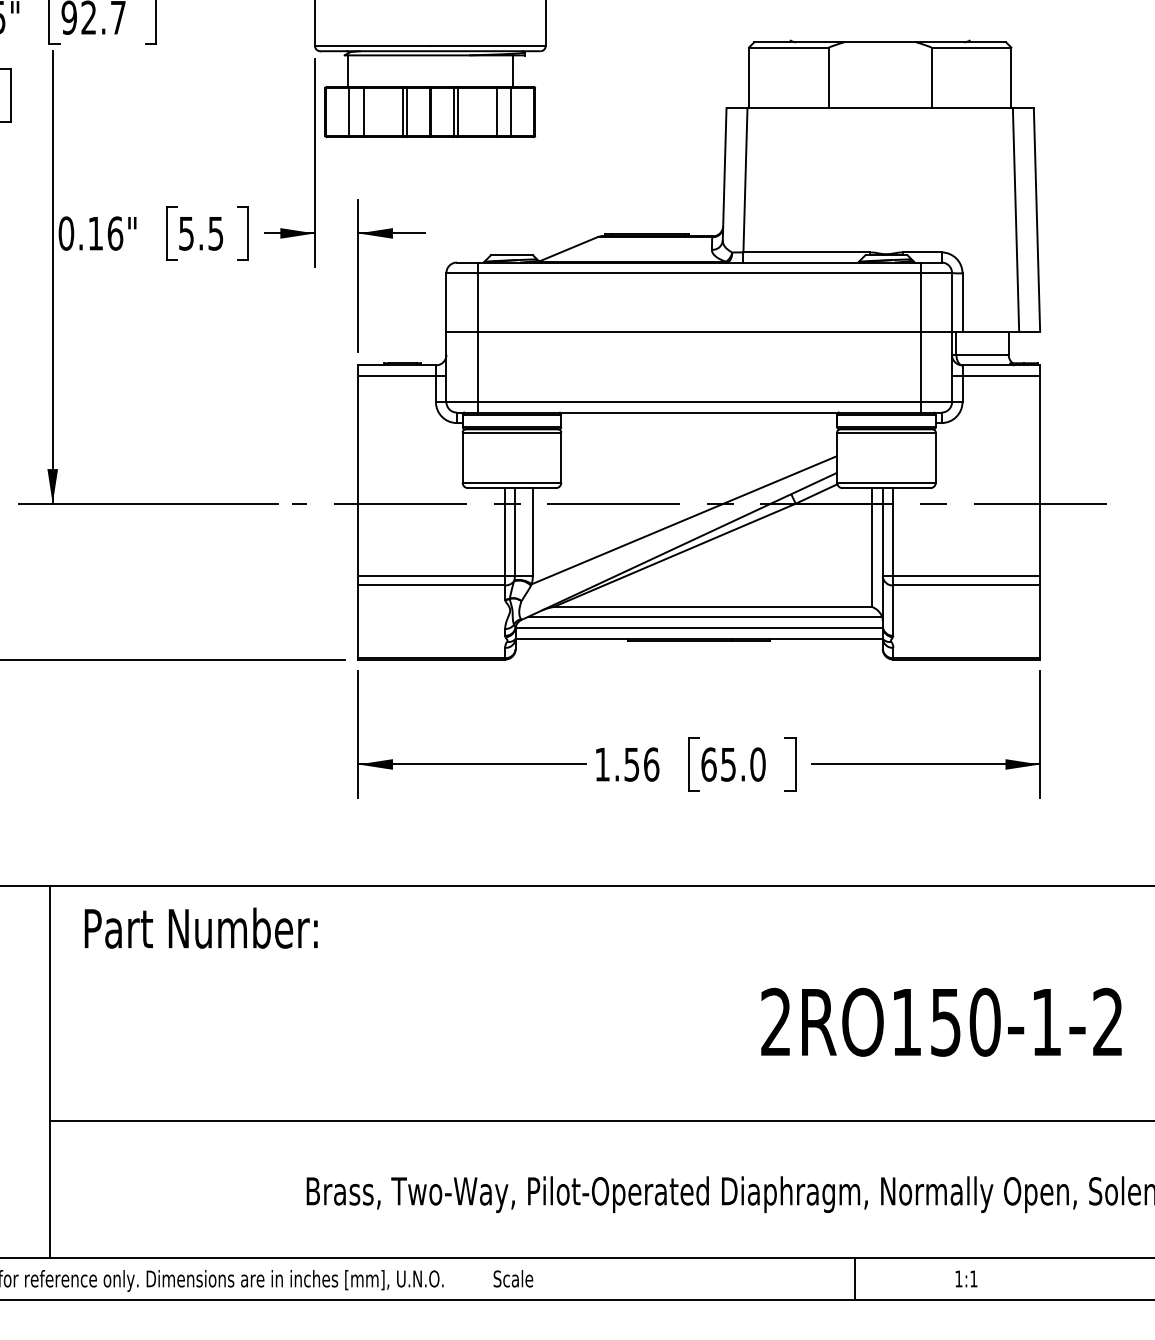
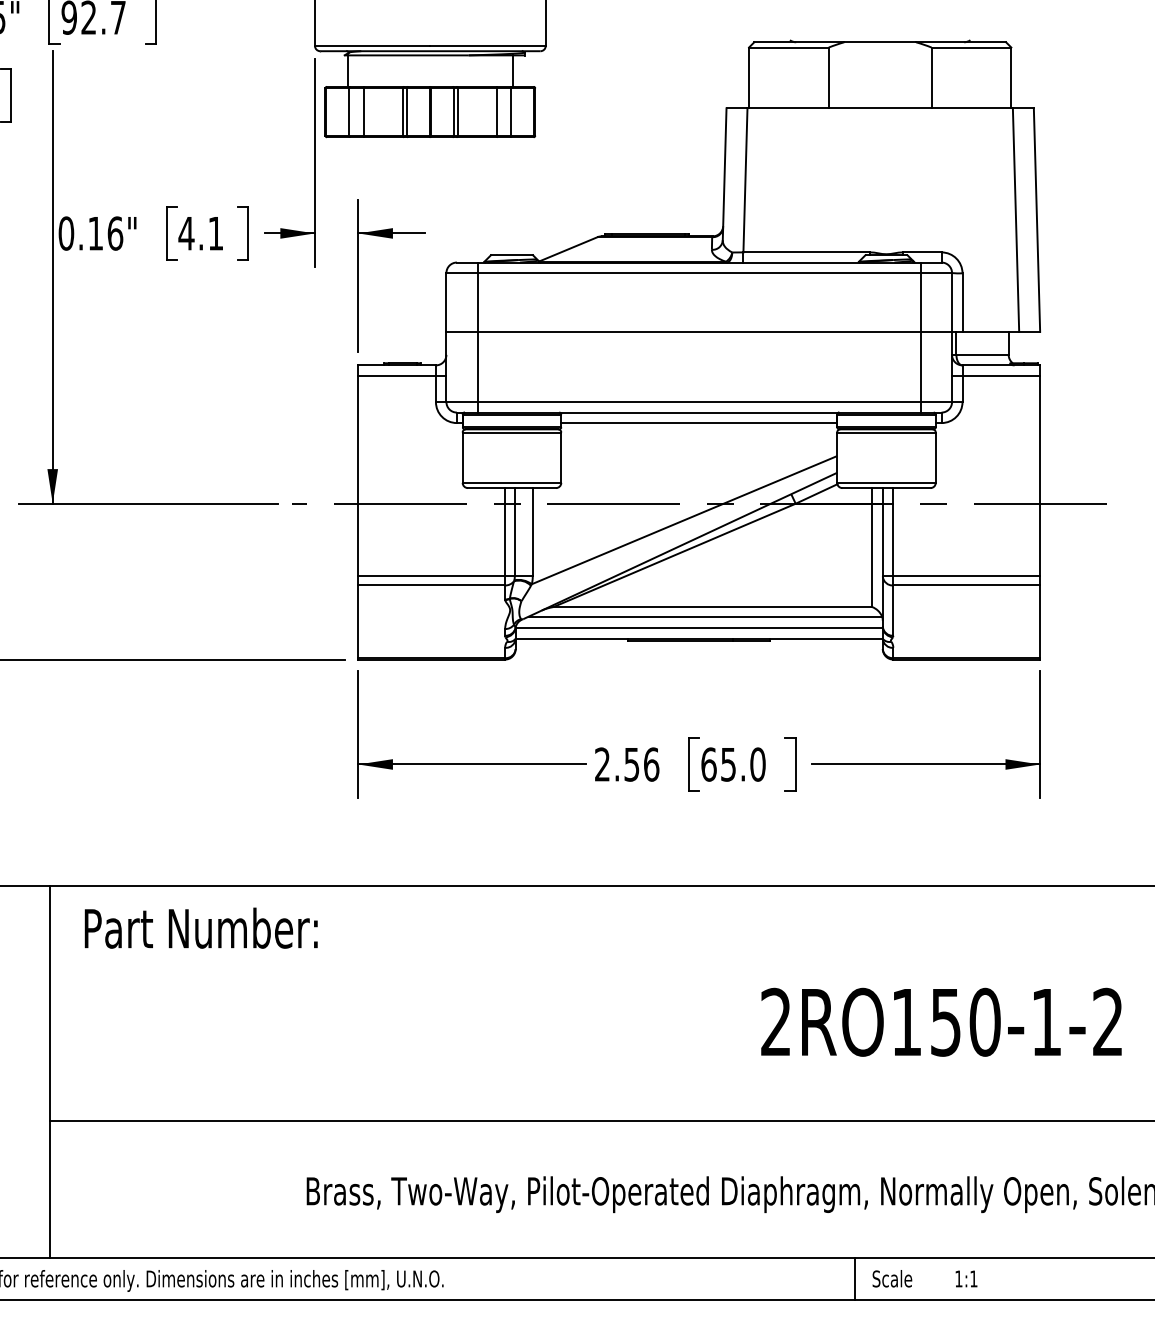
text: 5.5 -> 4.1 (200, 233)
line: none -> present (699, 423)
text: 1.56 -> 2.56 (602, 764)
text position: (513, 1278) -> (892, 1278) (892, 1278)
